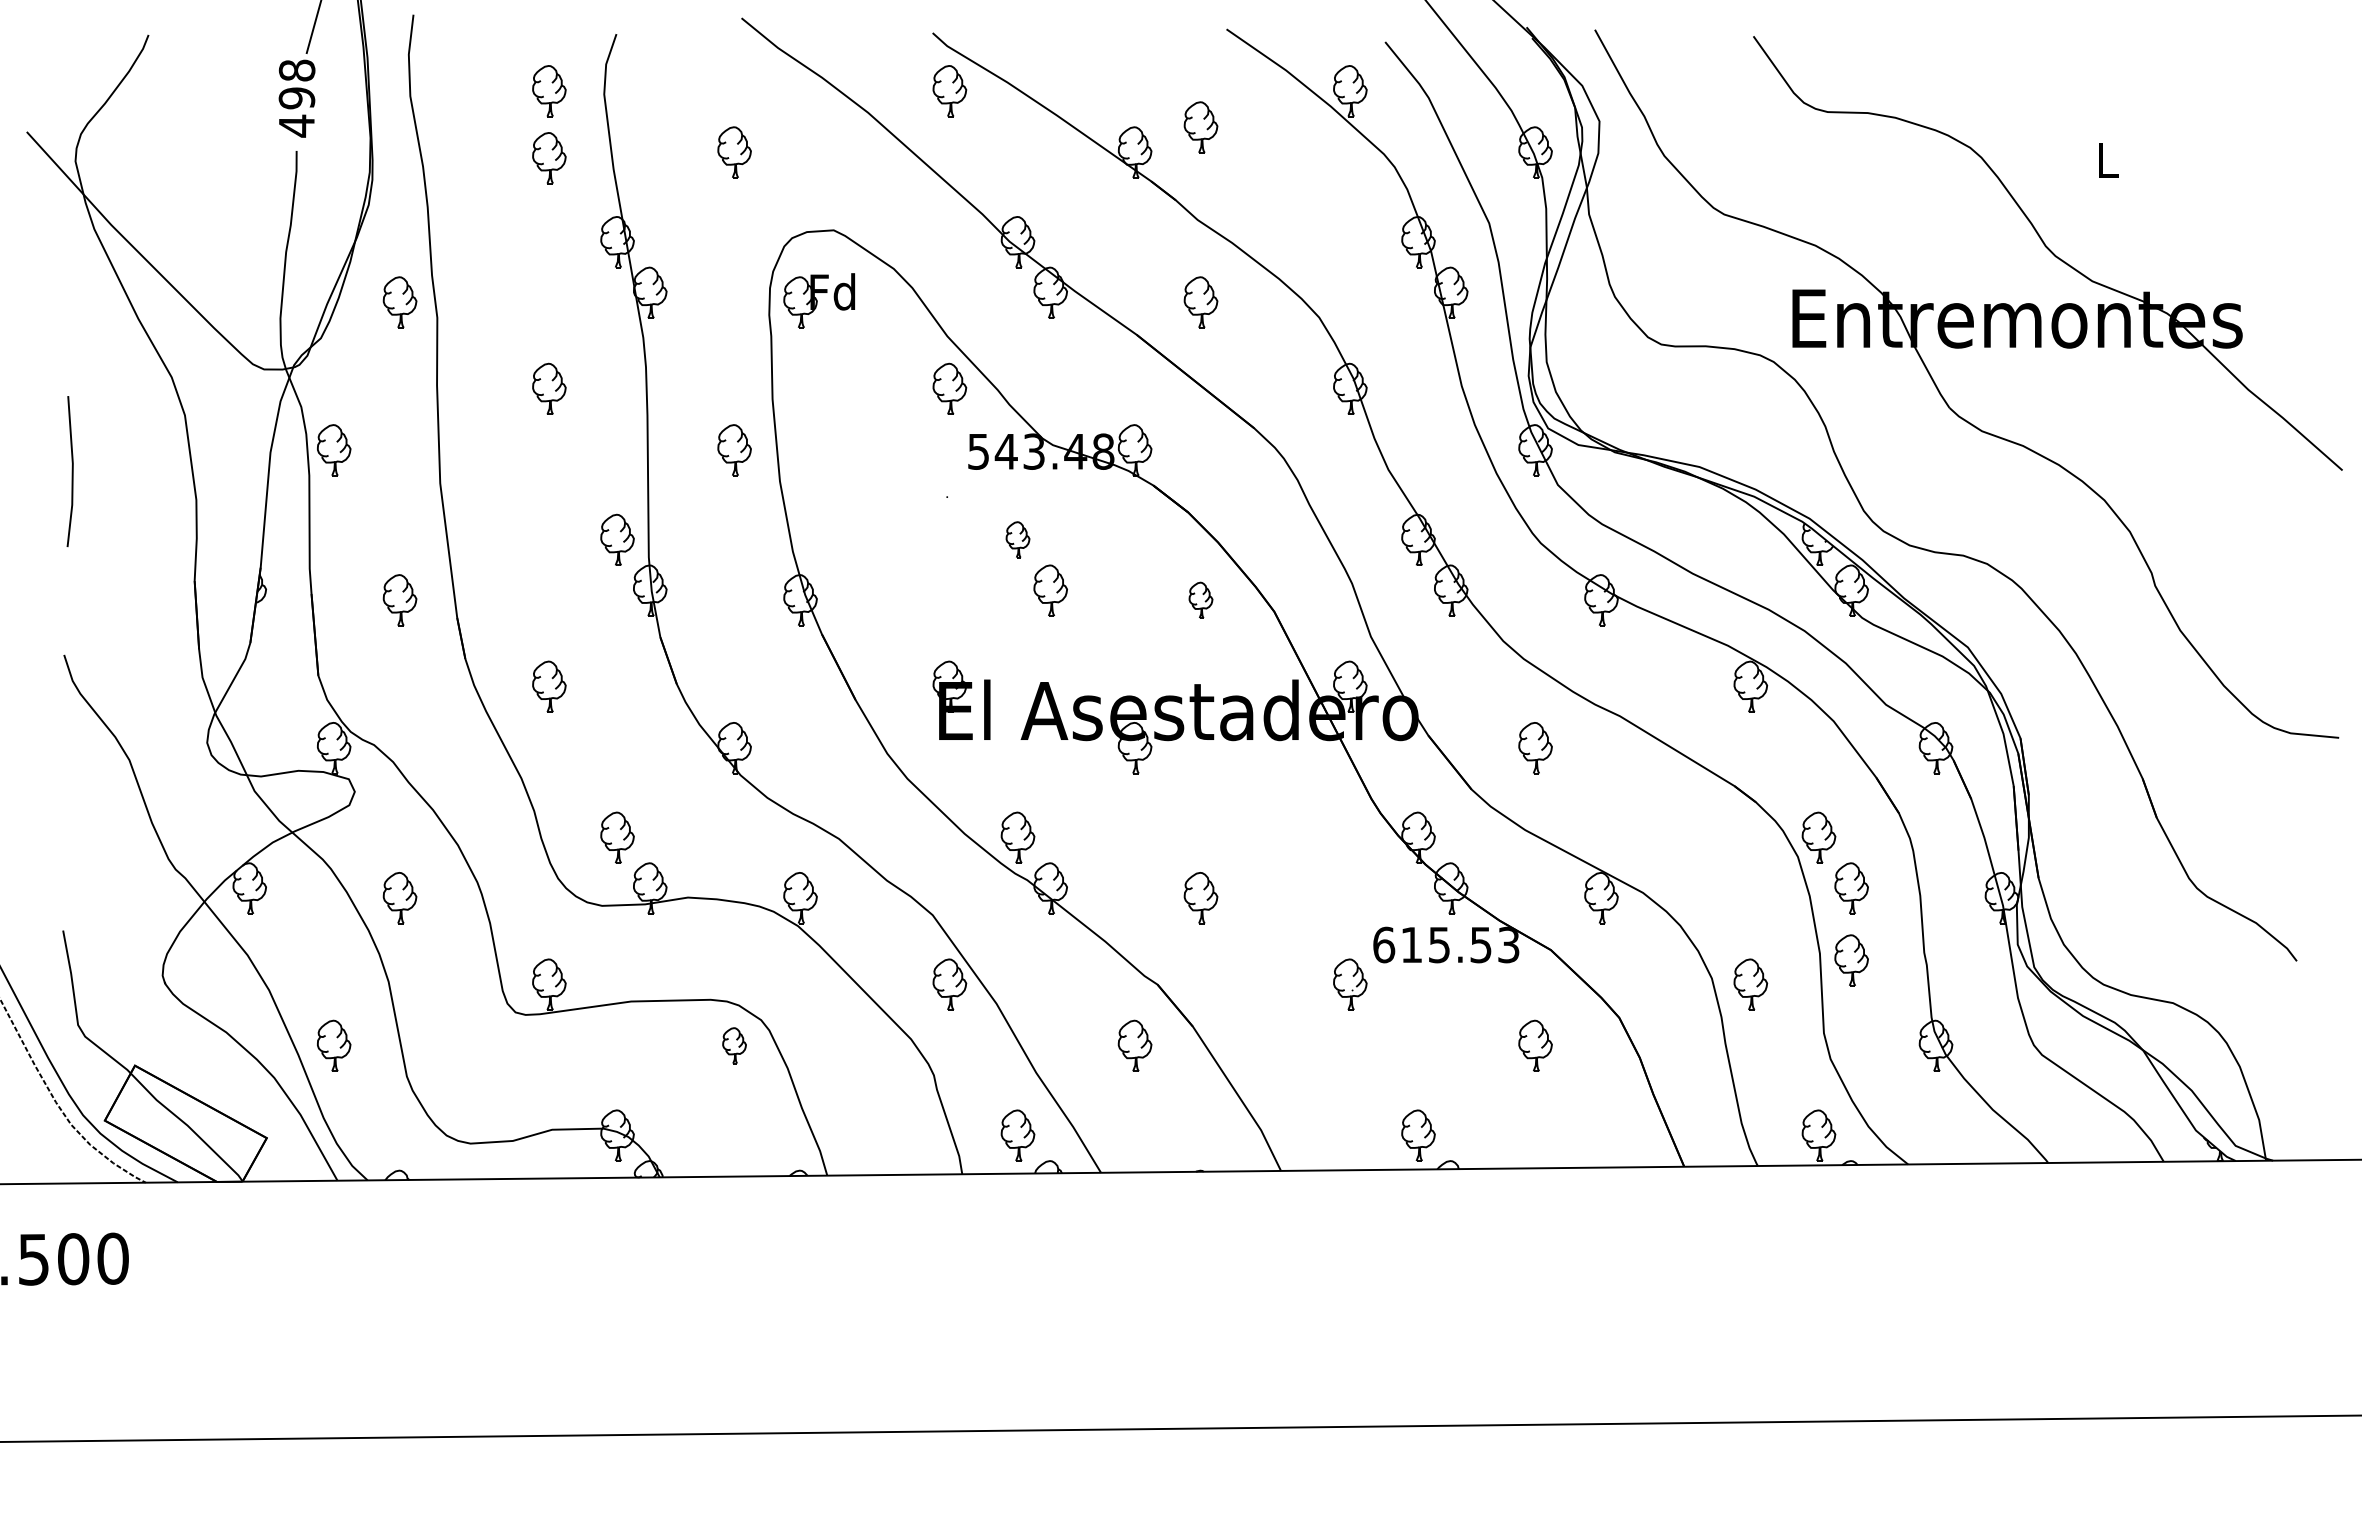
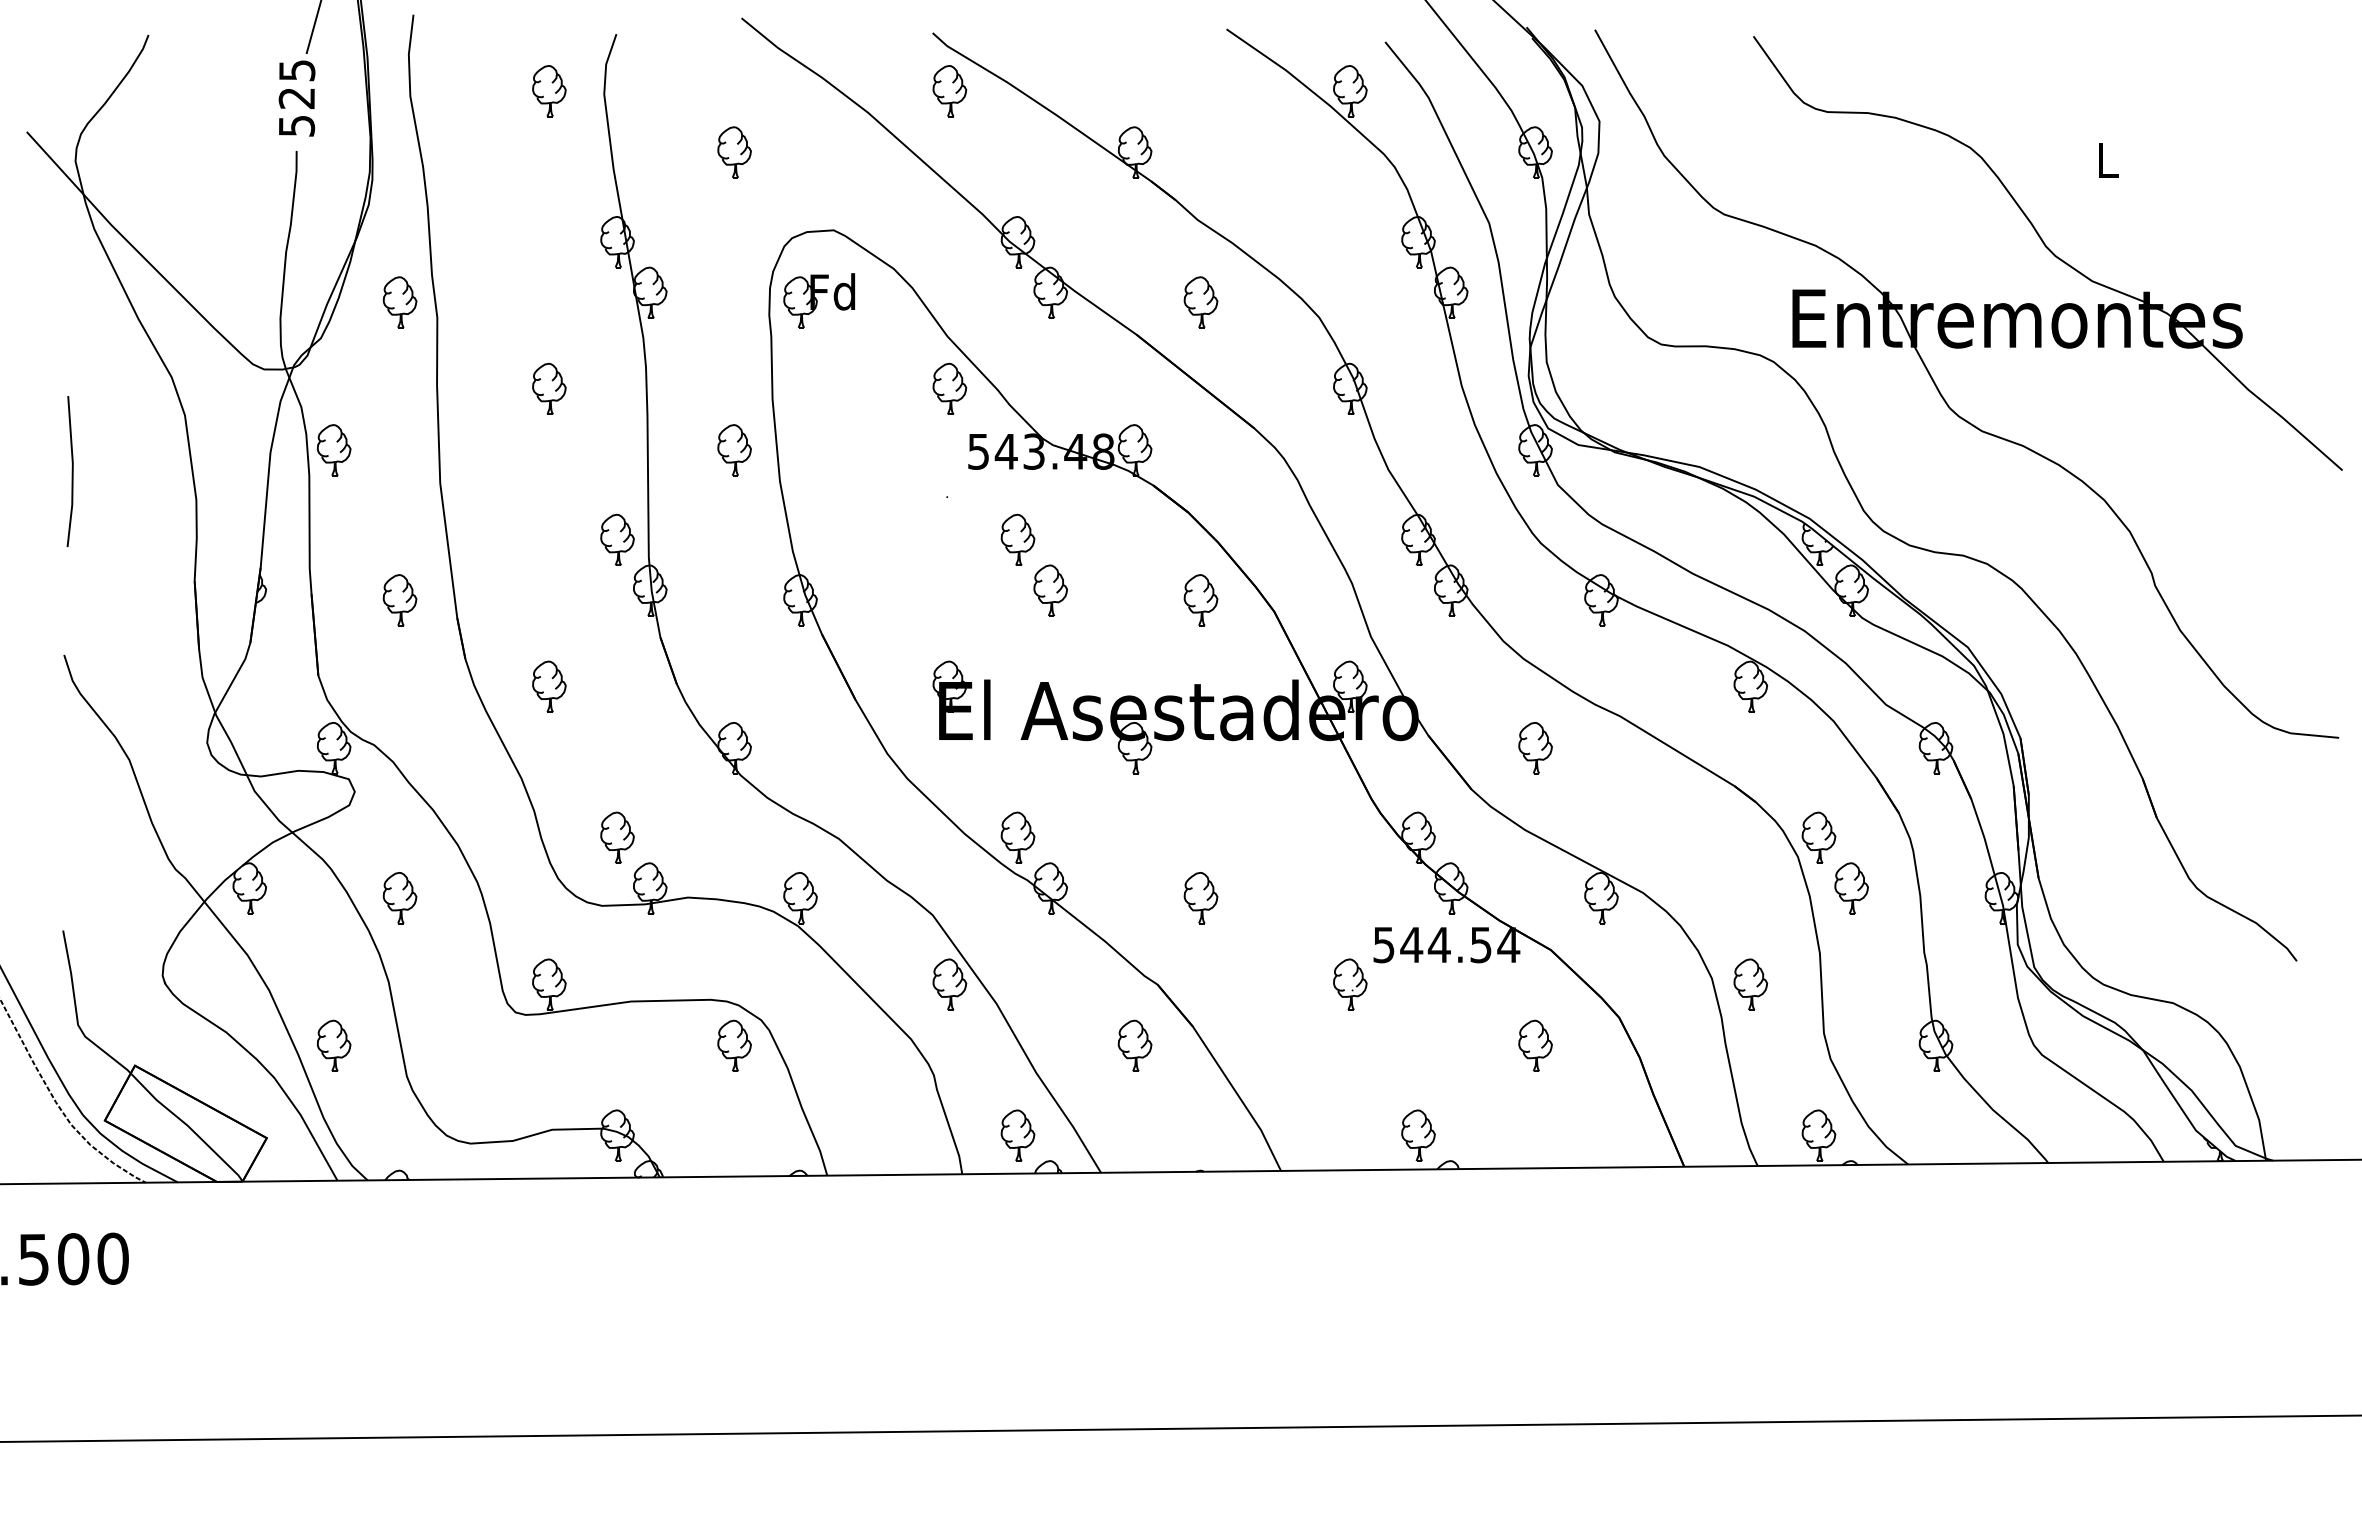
text: 498 -> 525 (296, 98)
part: present -> none (1200, 127)
part: present -> none (549, 158)
part size: 26x38 px -> 36x53 px (1017, 539)
part size: 26x38 px -> 36x53 px (1200, 600)
text: 615.53 -> 544.54 (1446, 944)
part: present -> none (1851, 960)
part size: 25x38 px -> 35x53 px (734, 1045)
